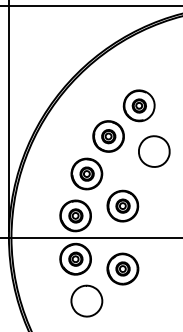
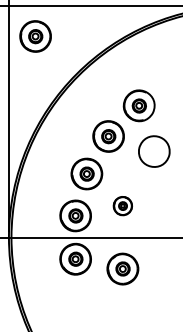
part: none -> present (35, 36)
part size: 34x34 px -> 21x21 px (122, 206)
part: present -> none (86, 300)
